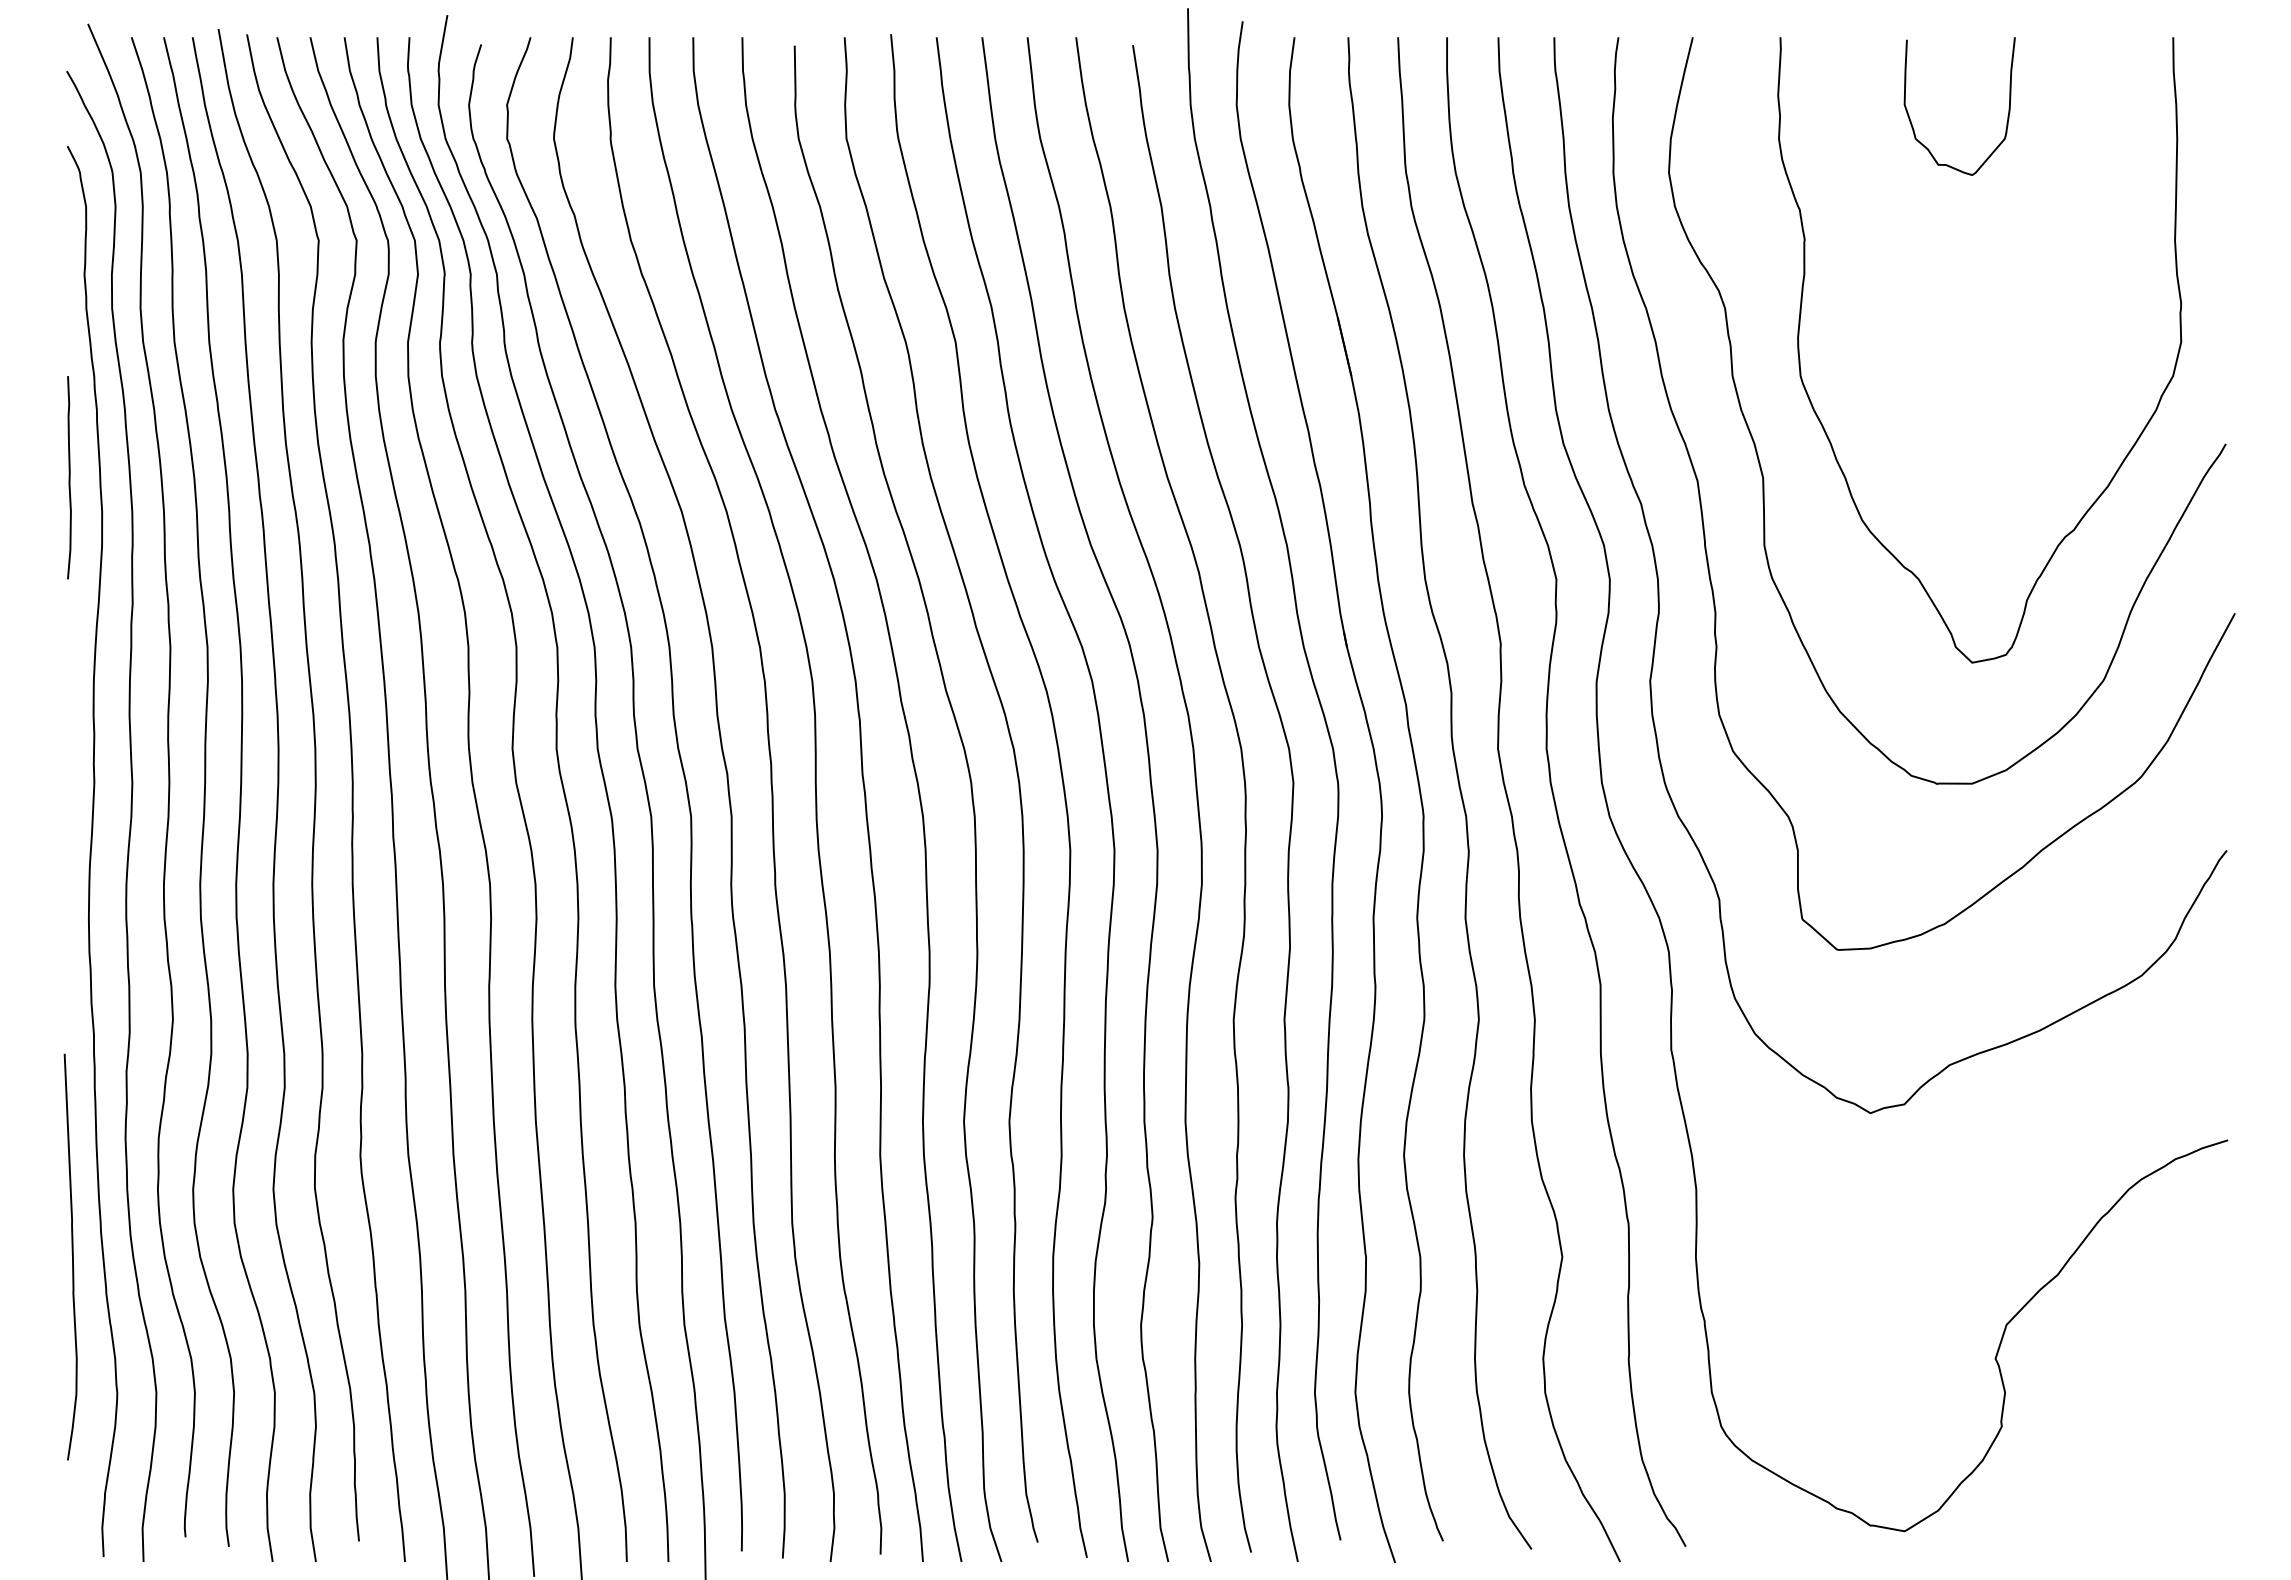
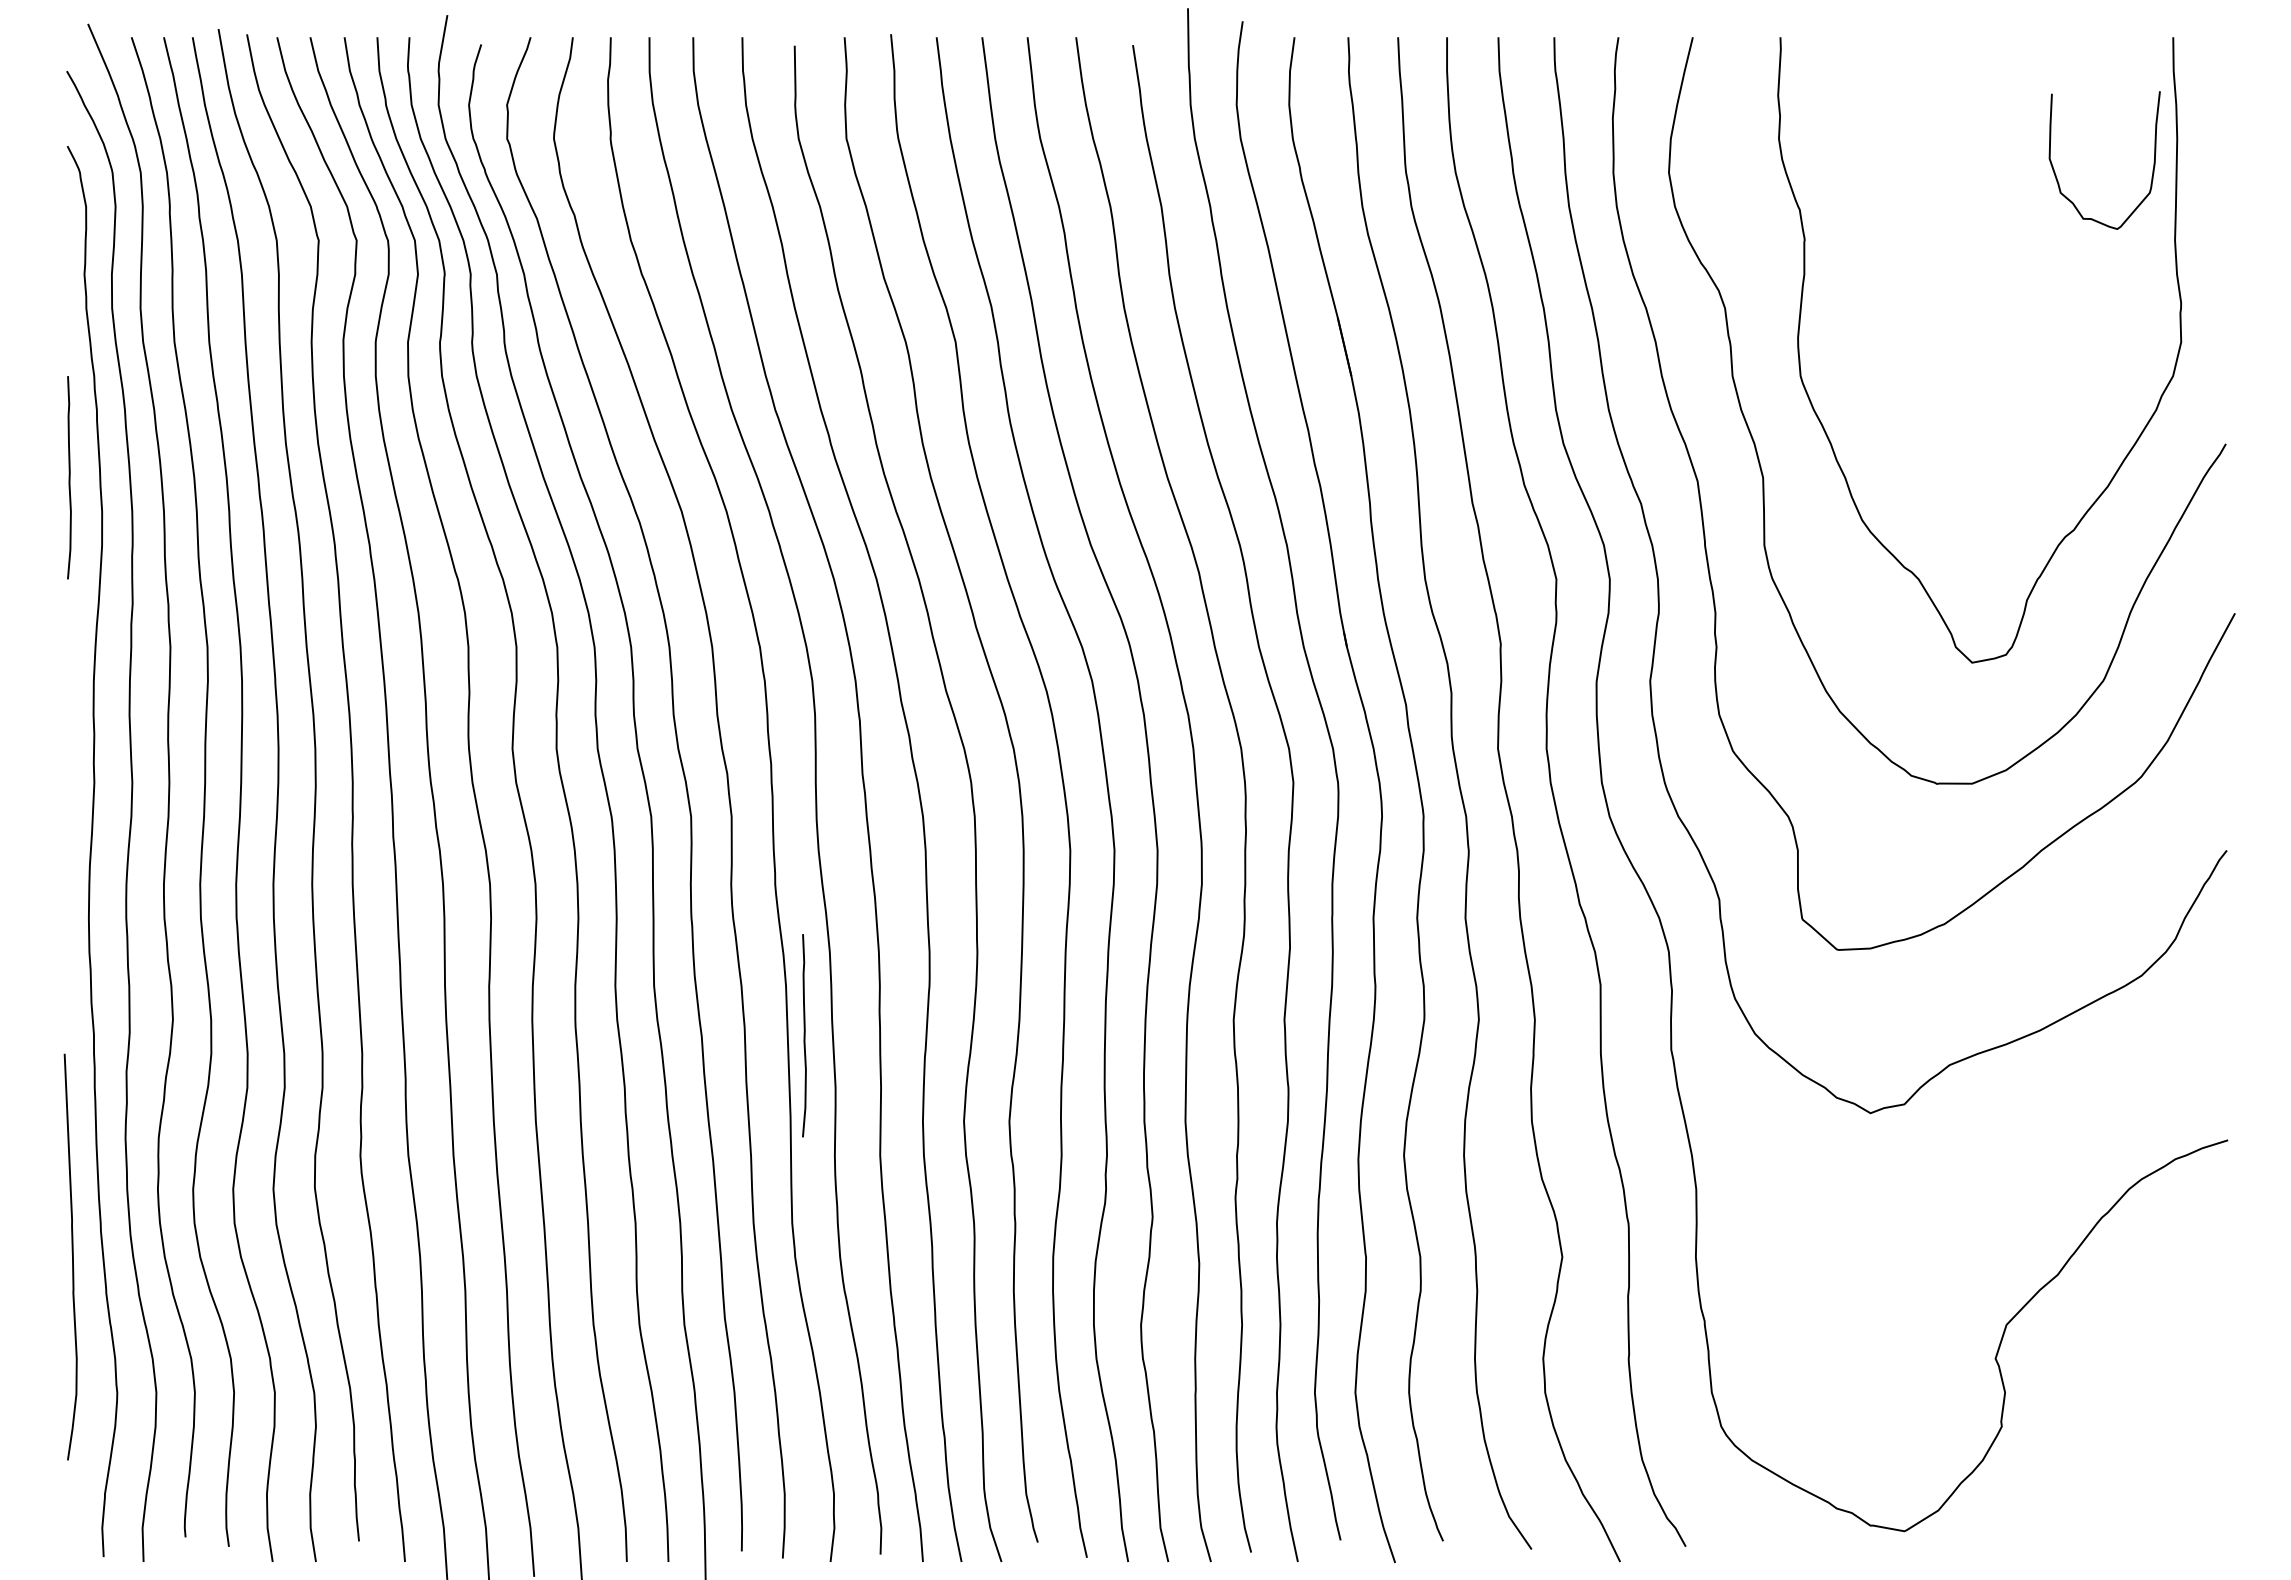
curve position: (2007, 115) -> (2152, 169) (2152, 169)
curve: none -> present (804, 1035)
